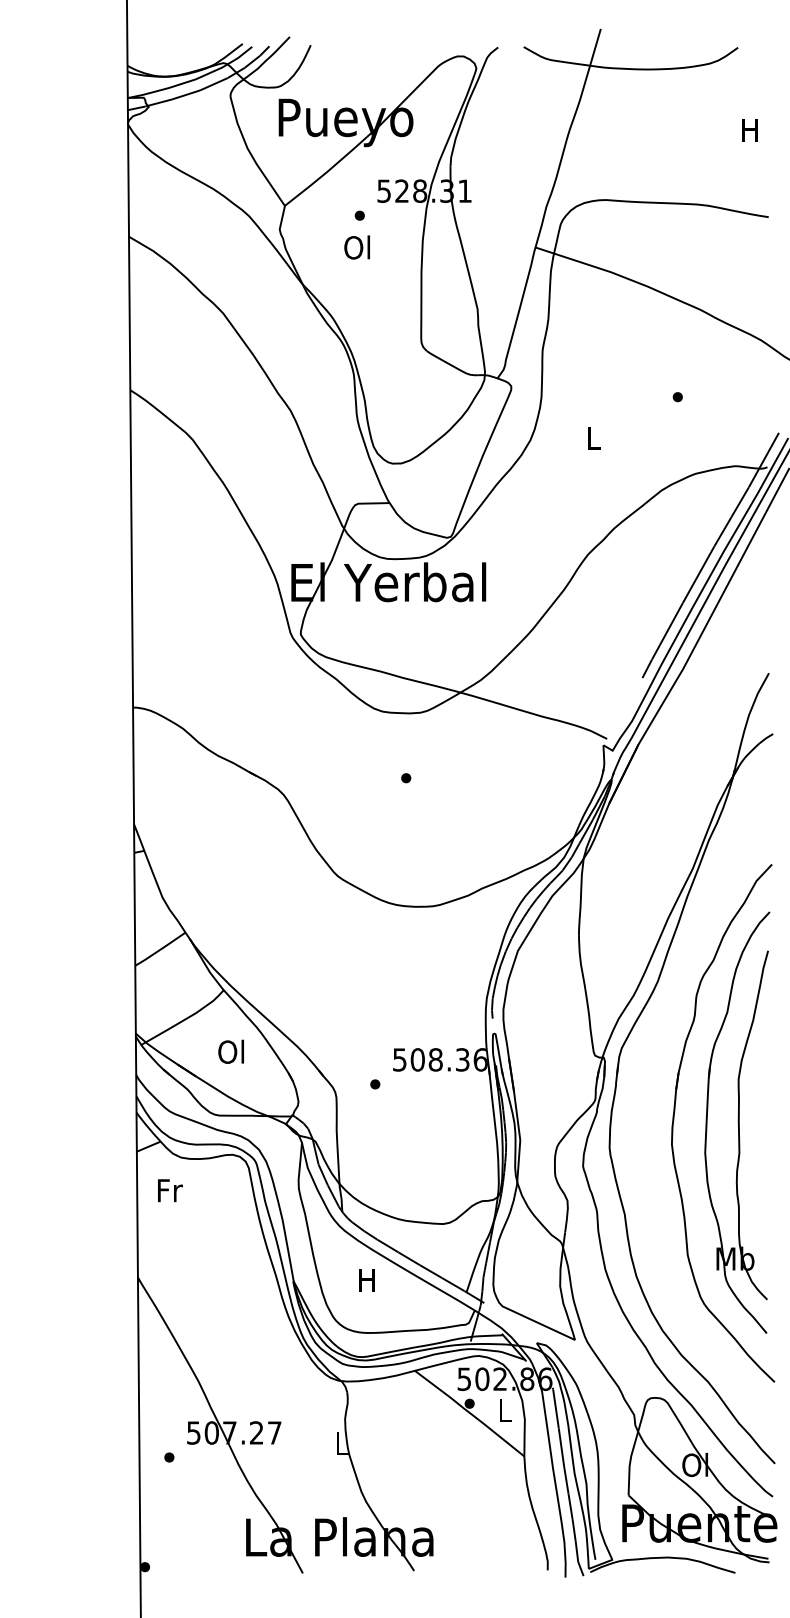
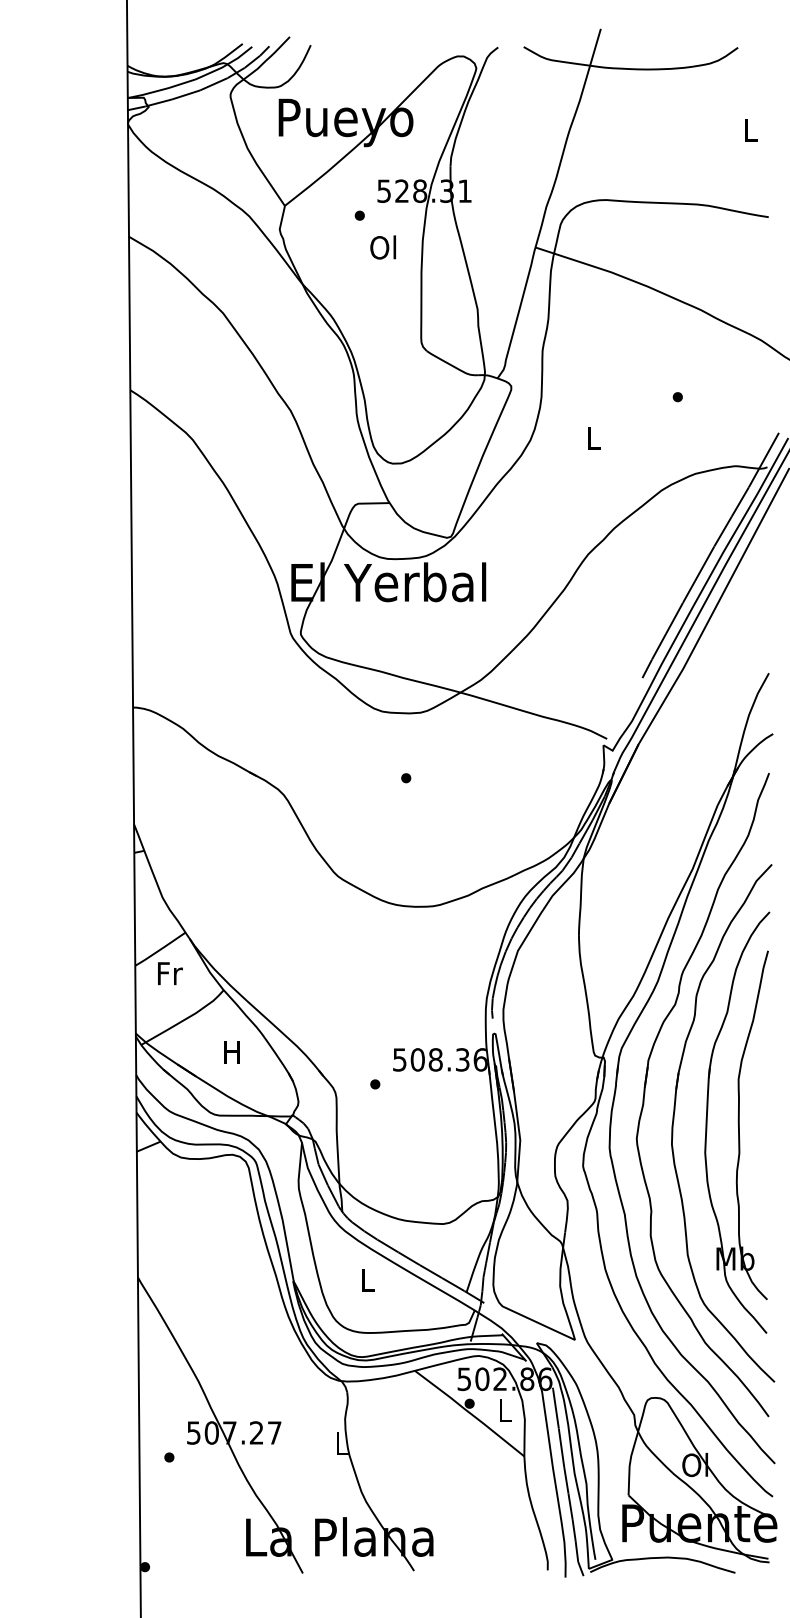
text: H -> L (749, 130)
text position: (356, 247) -> (382, 247) (382, 247)
text: Ol -> H (230, 1051)
part: none -> present (646, 1085)
text position: (170, 1190) -> (170, 973) (170, 973)
text: H -> L (366, 1280)
